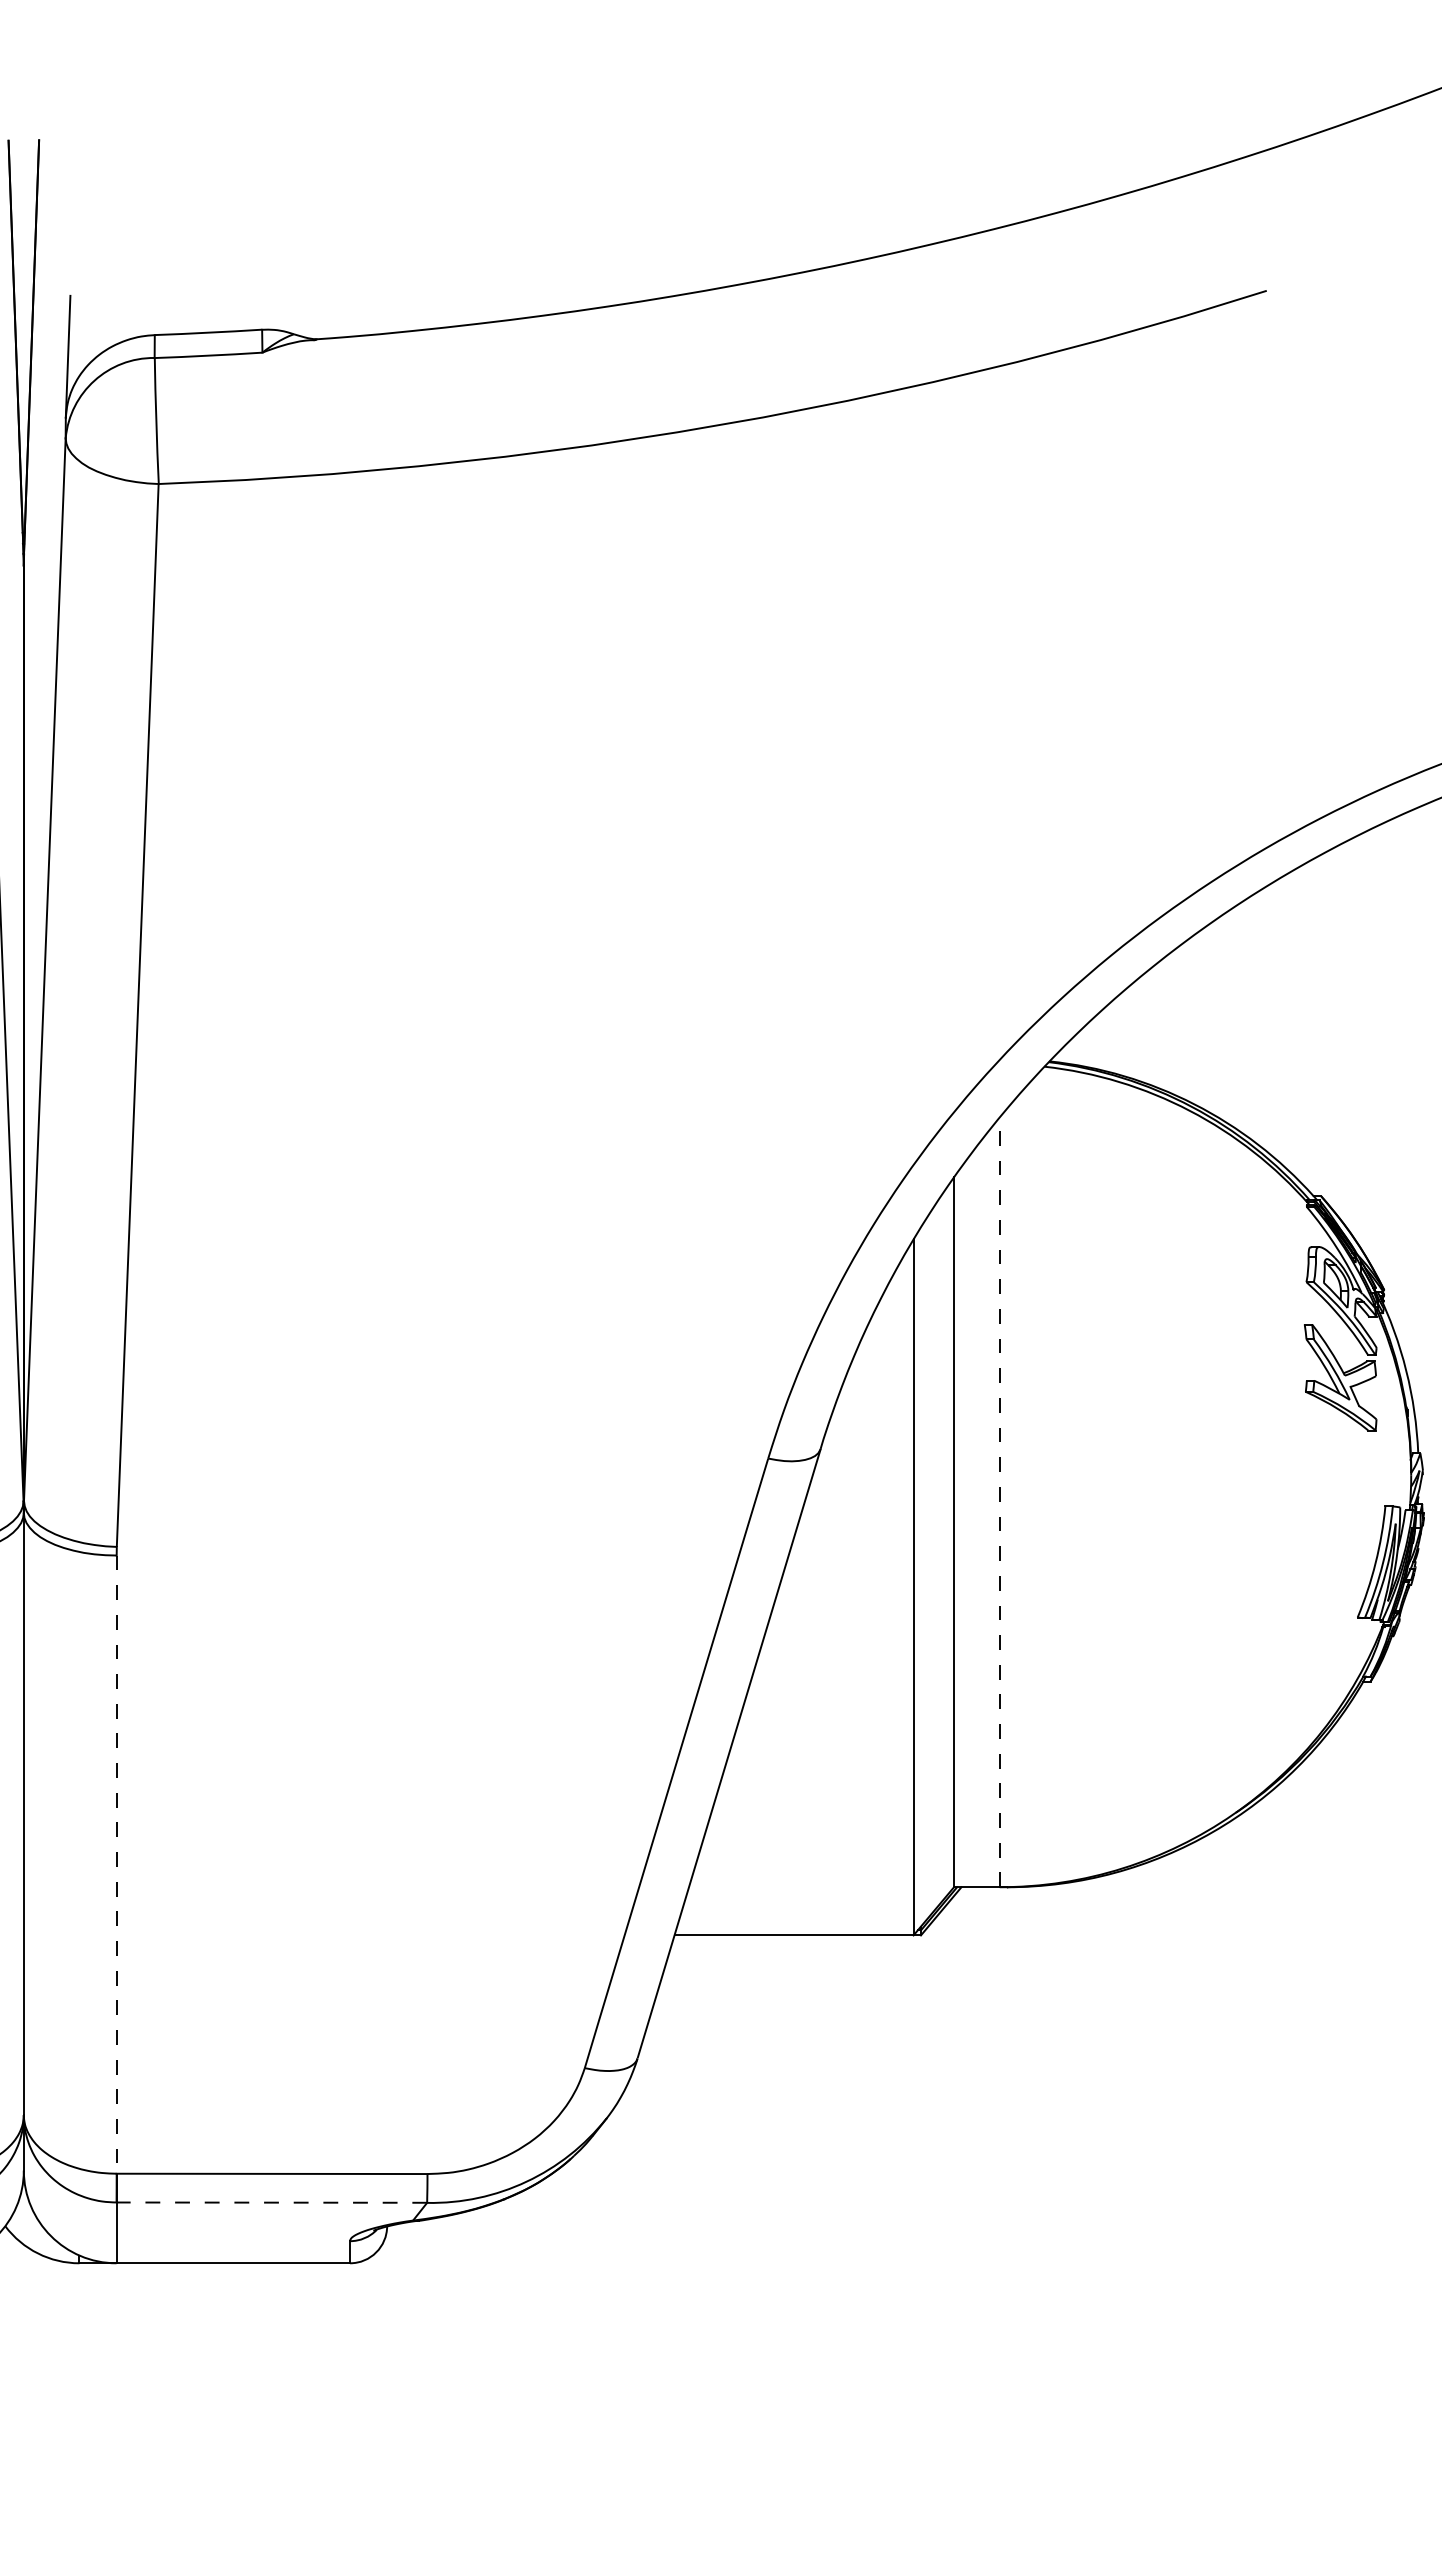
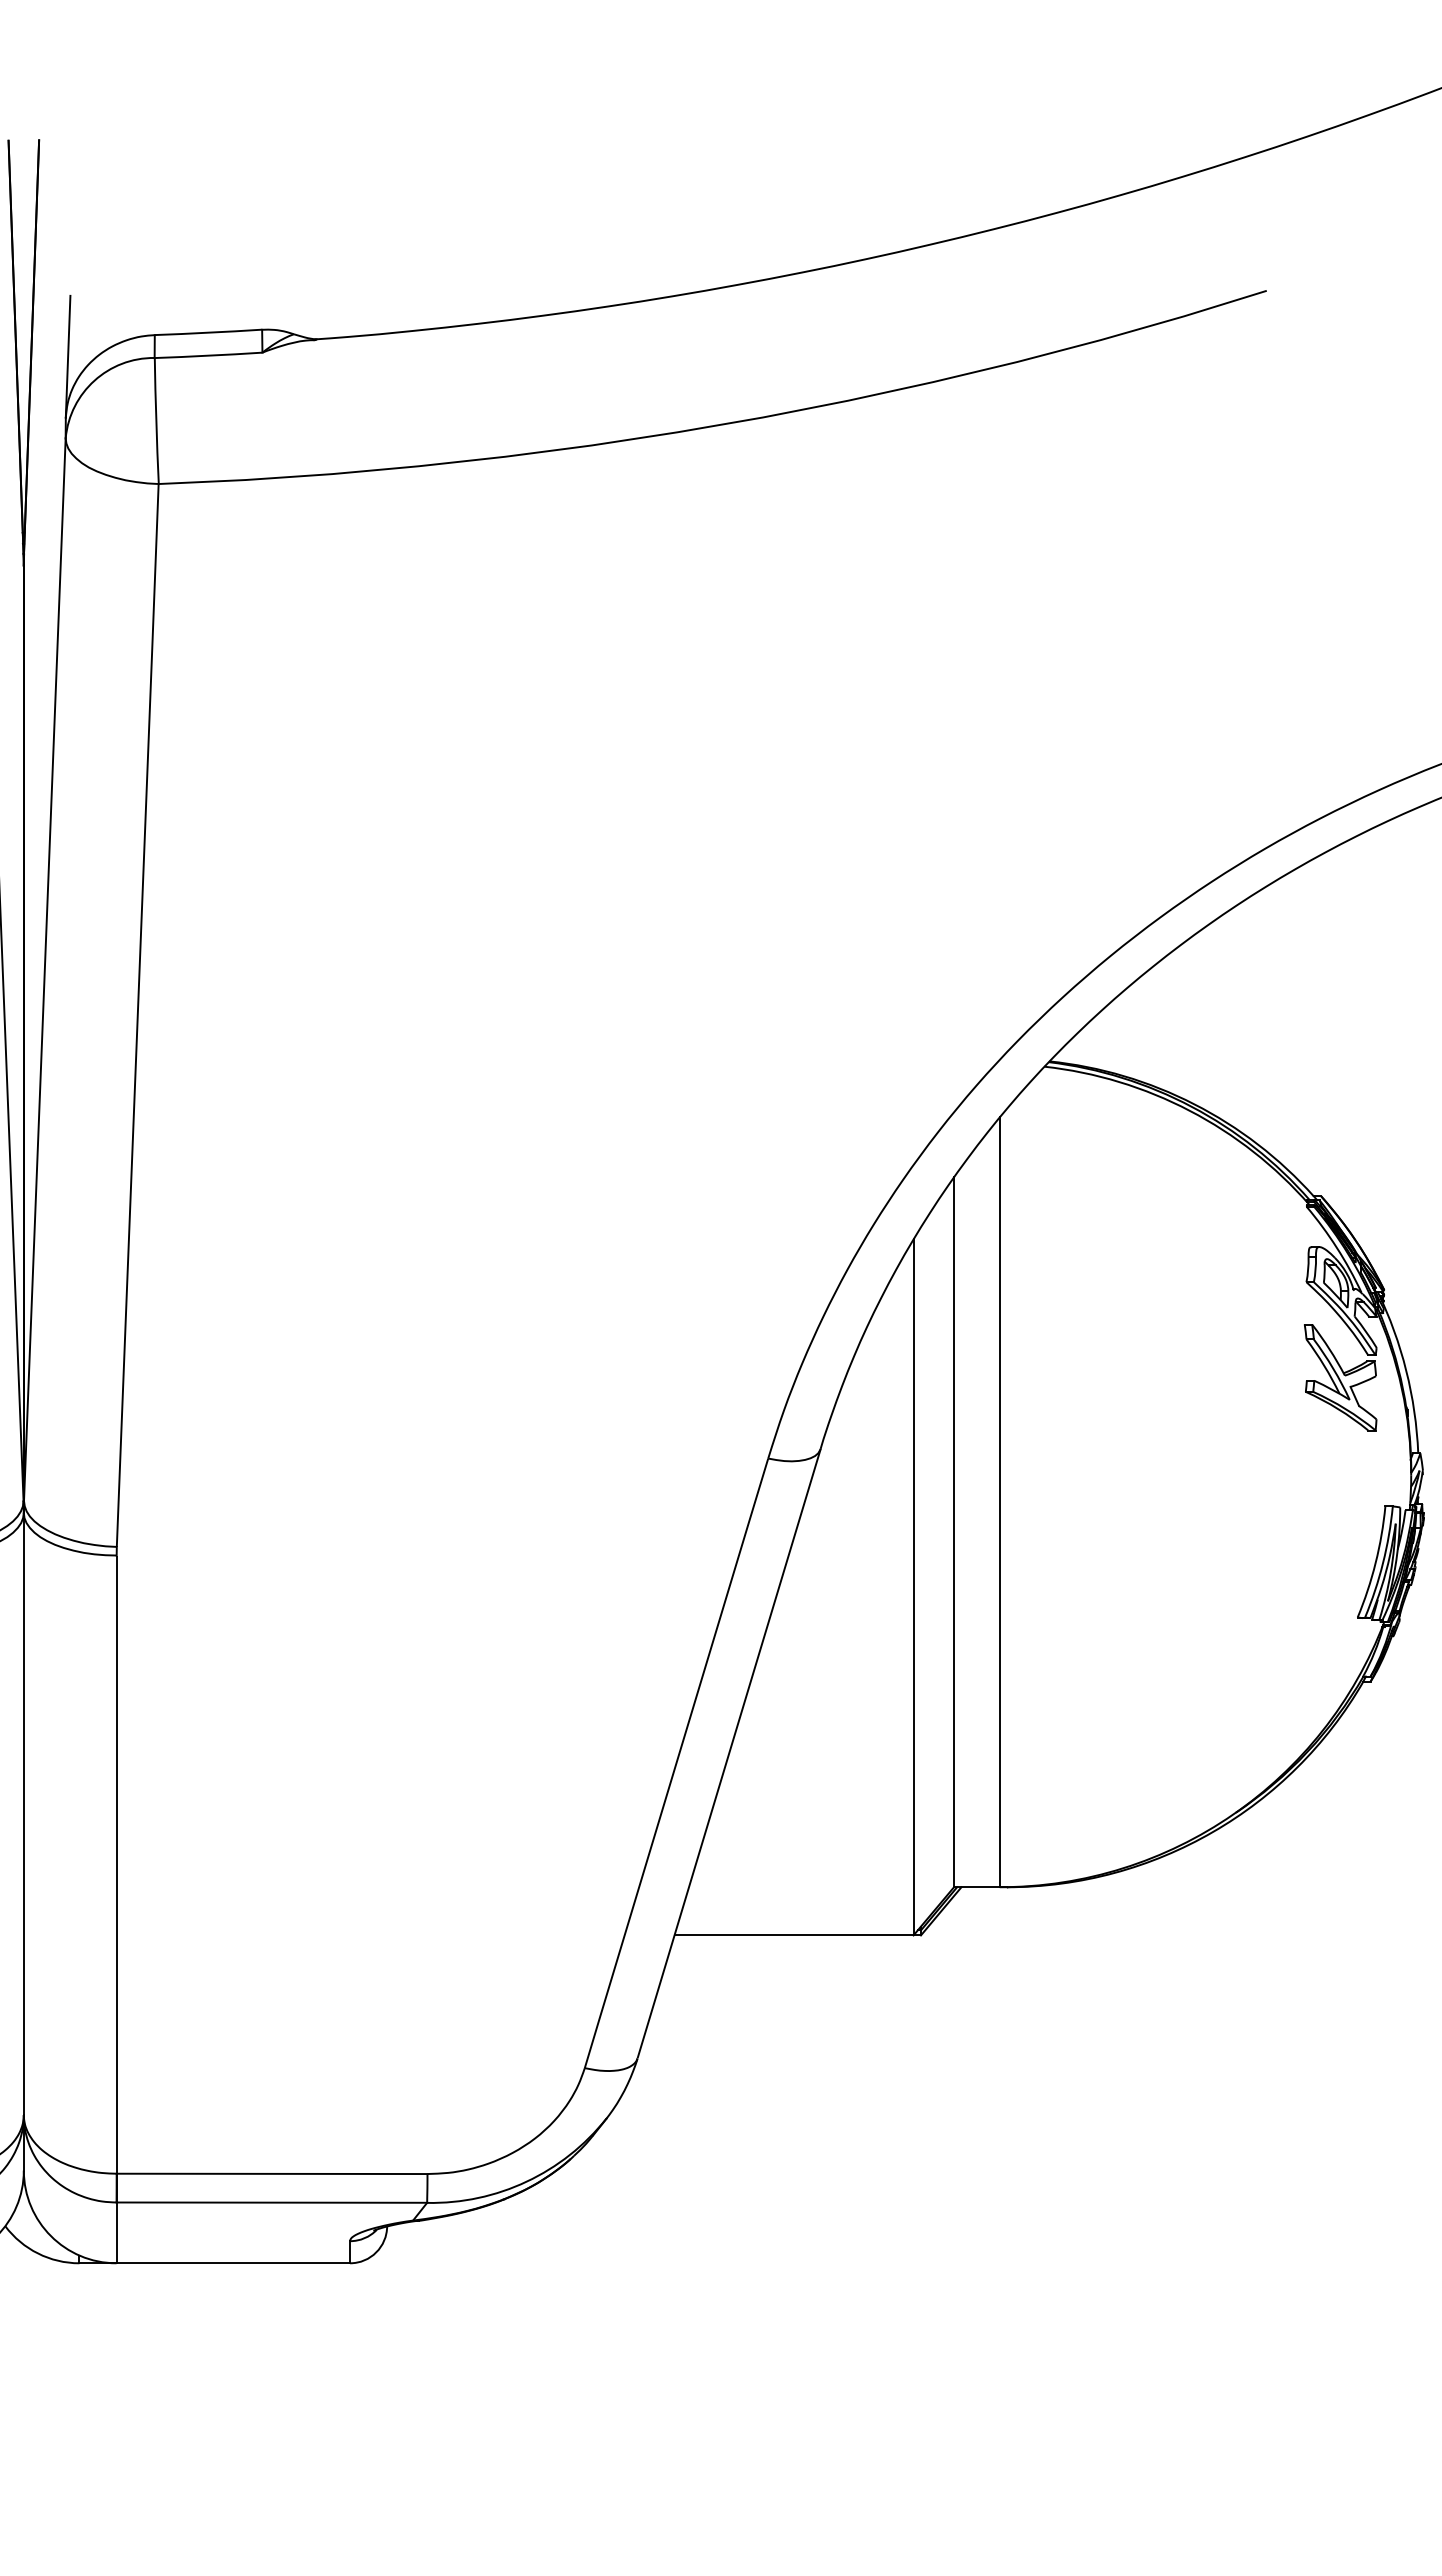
line: dashed -> solid (999, 1501)
line: dashed -> solid (116, 1863)
line: dashed -> solid (271, 2202)
